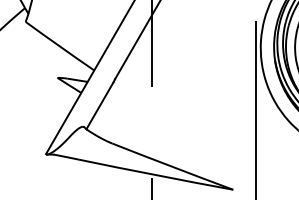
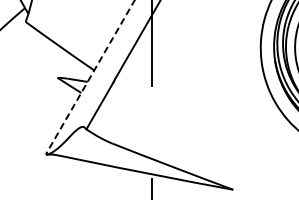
line: solid -> dashed (90, 76)
line: present -> none (255, 99)
